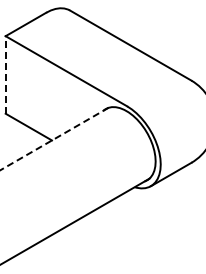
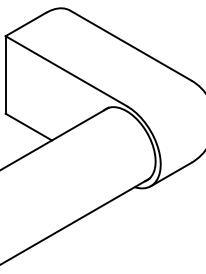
line: dashed -> solid (5, 74)
line: dashed -> solid (54, 139)
